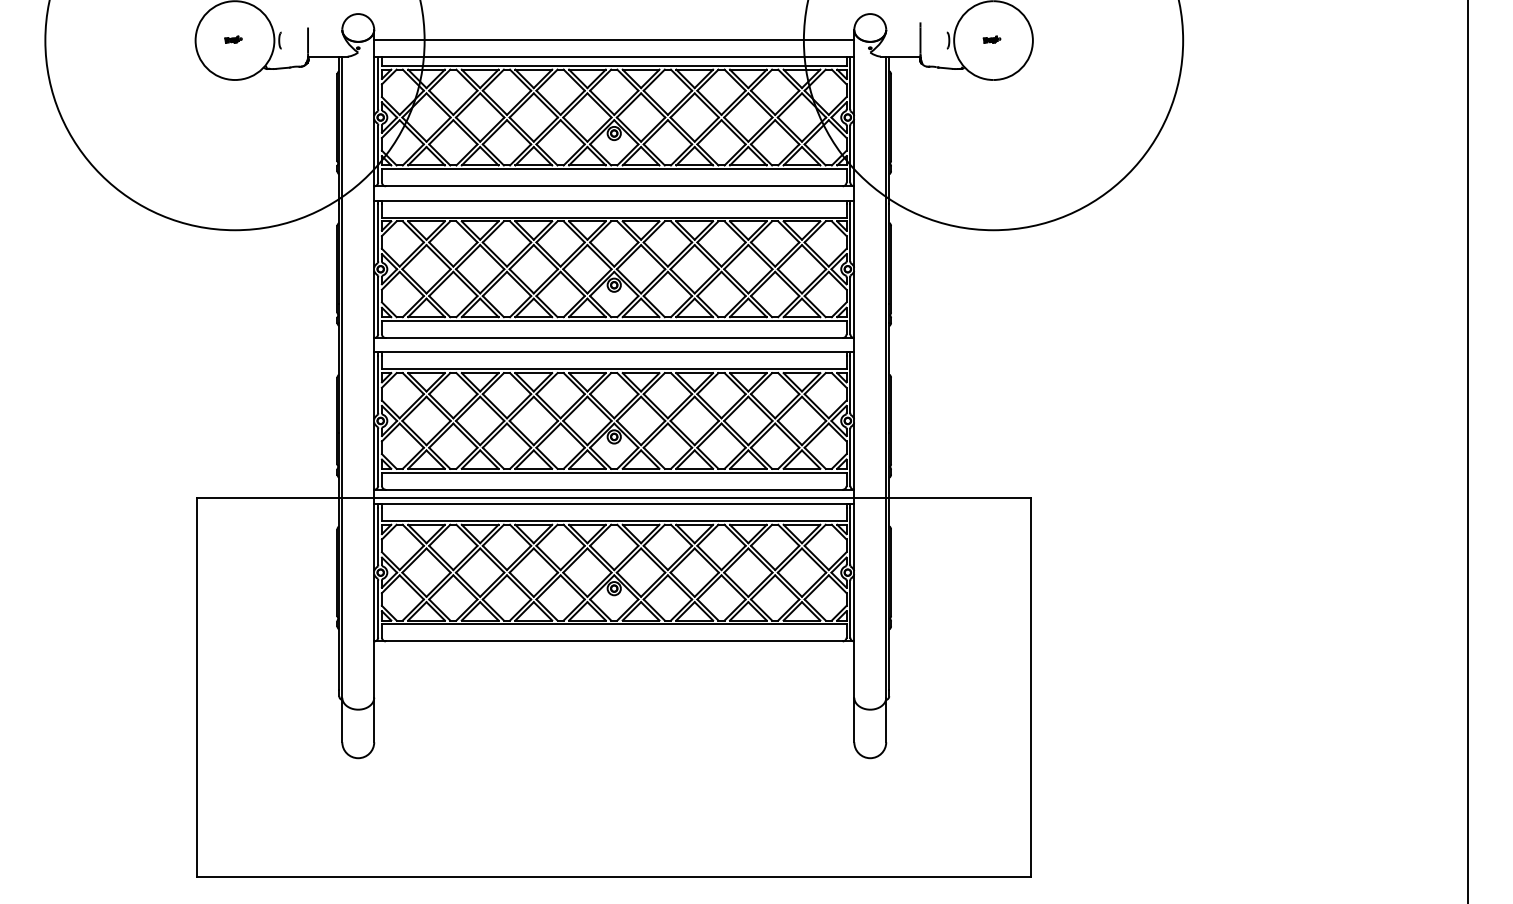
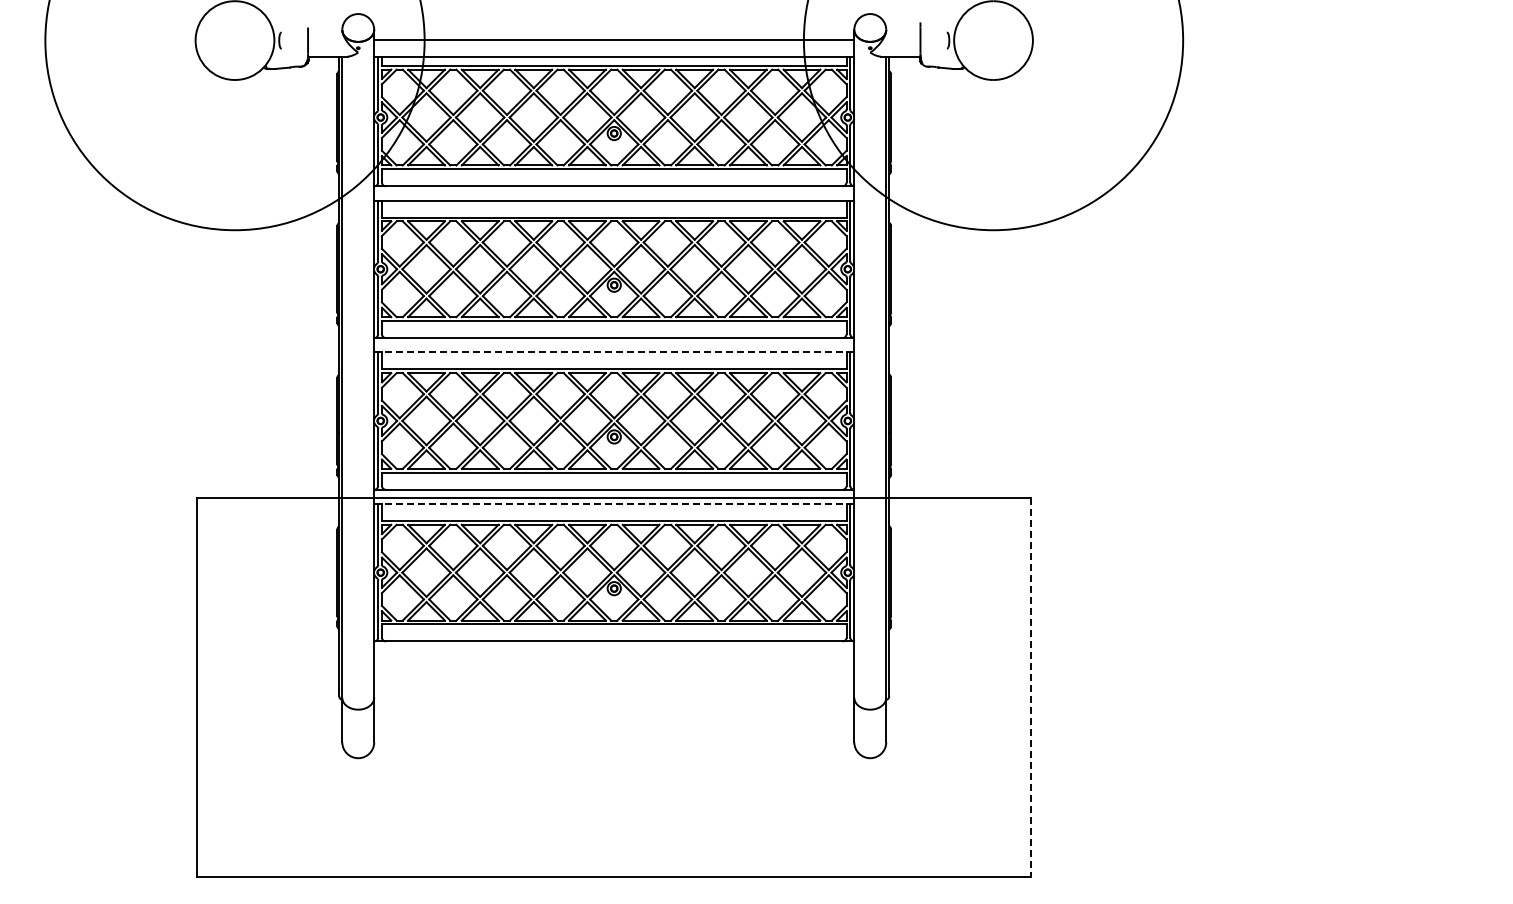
part: present -> none (233, 39)
part: present -> none (991, 39)
line: solid -> dashed (614, 352)
line: present -> none (1467, 451)
line: solid -> dashed (614, 503)
line: solid -> dashed (1031, 687)
